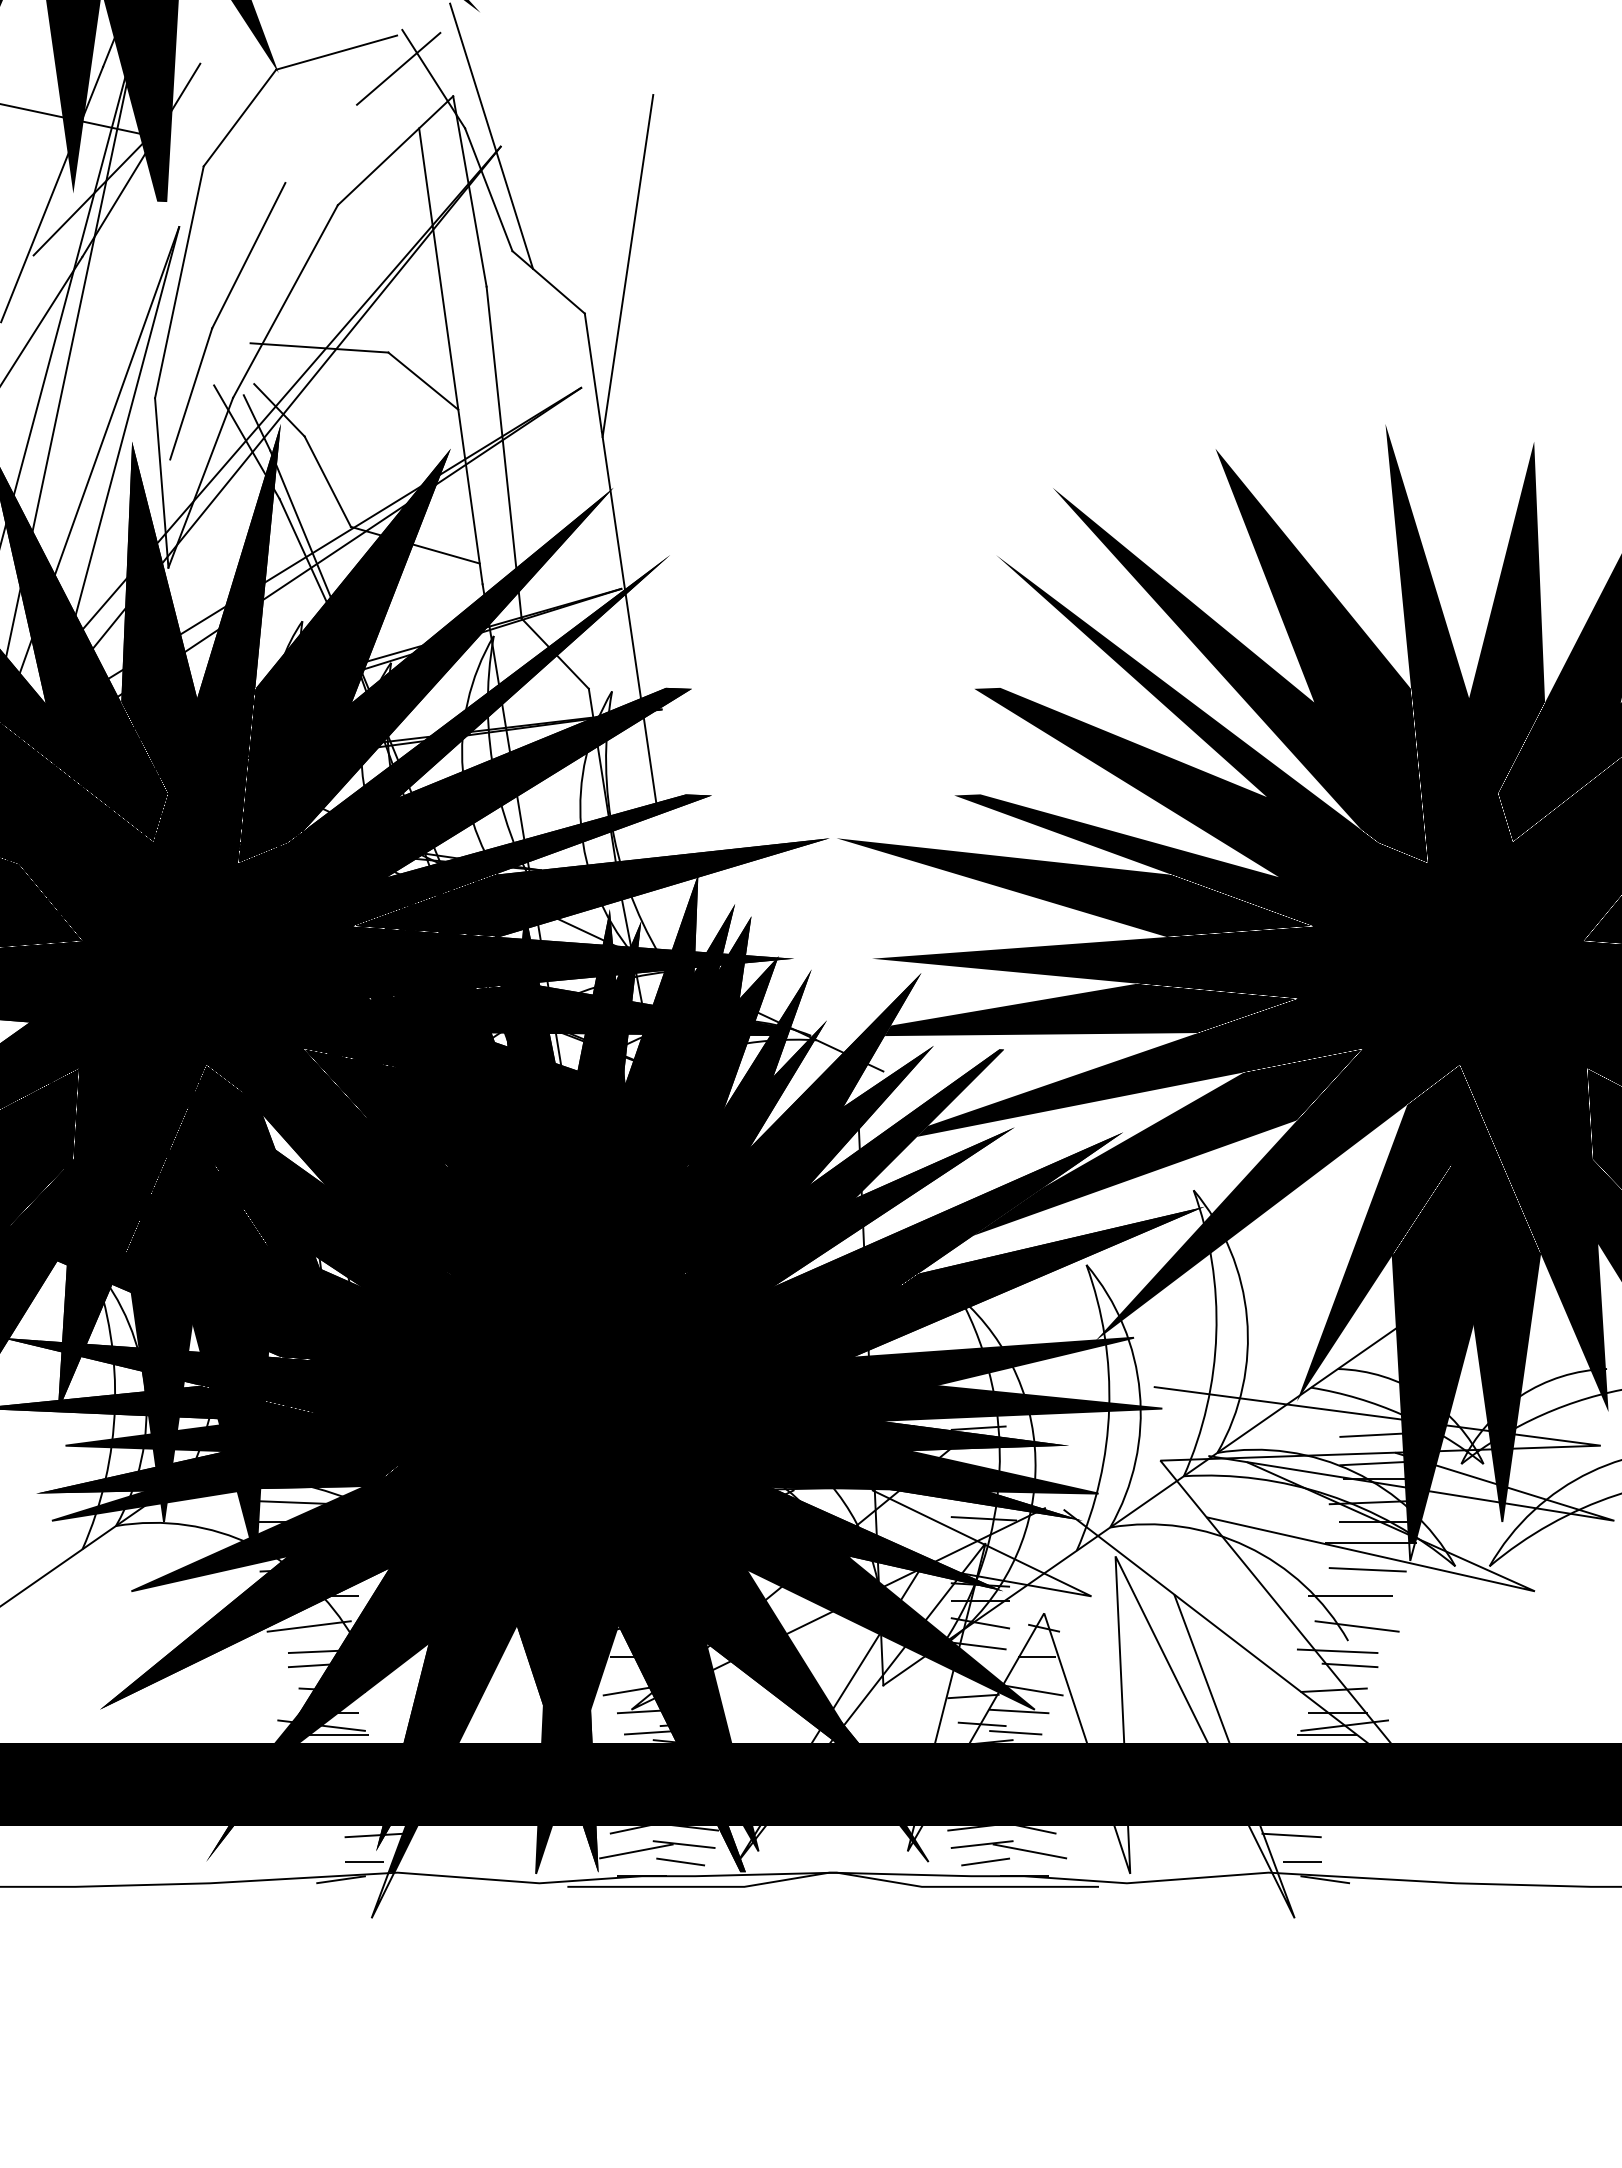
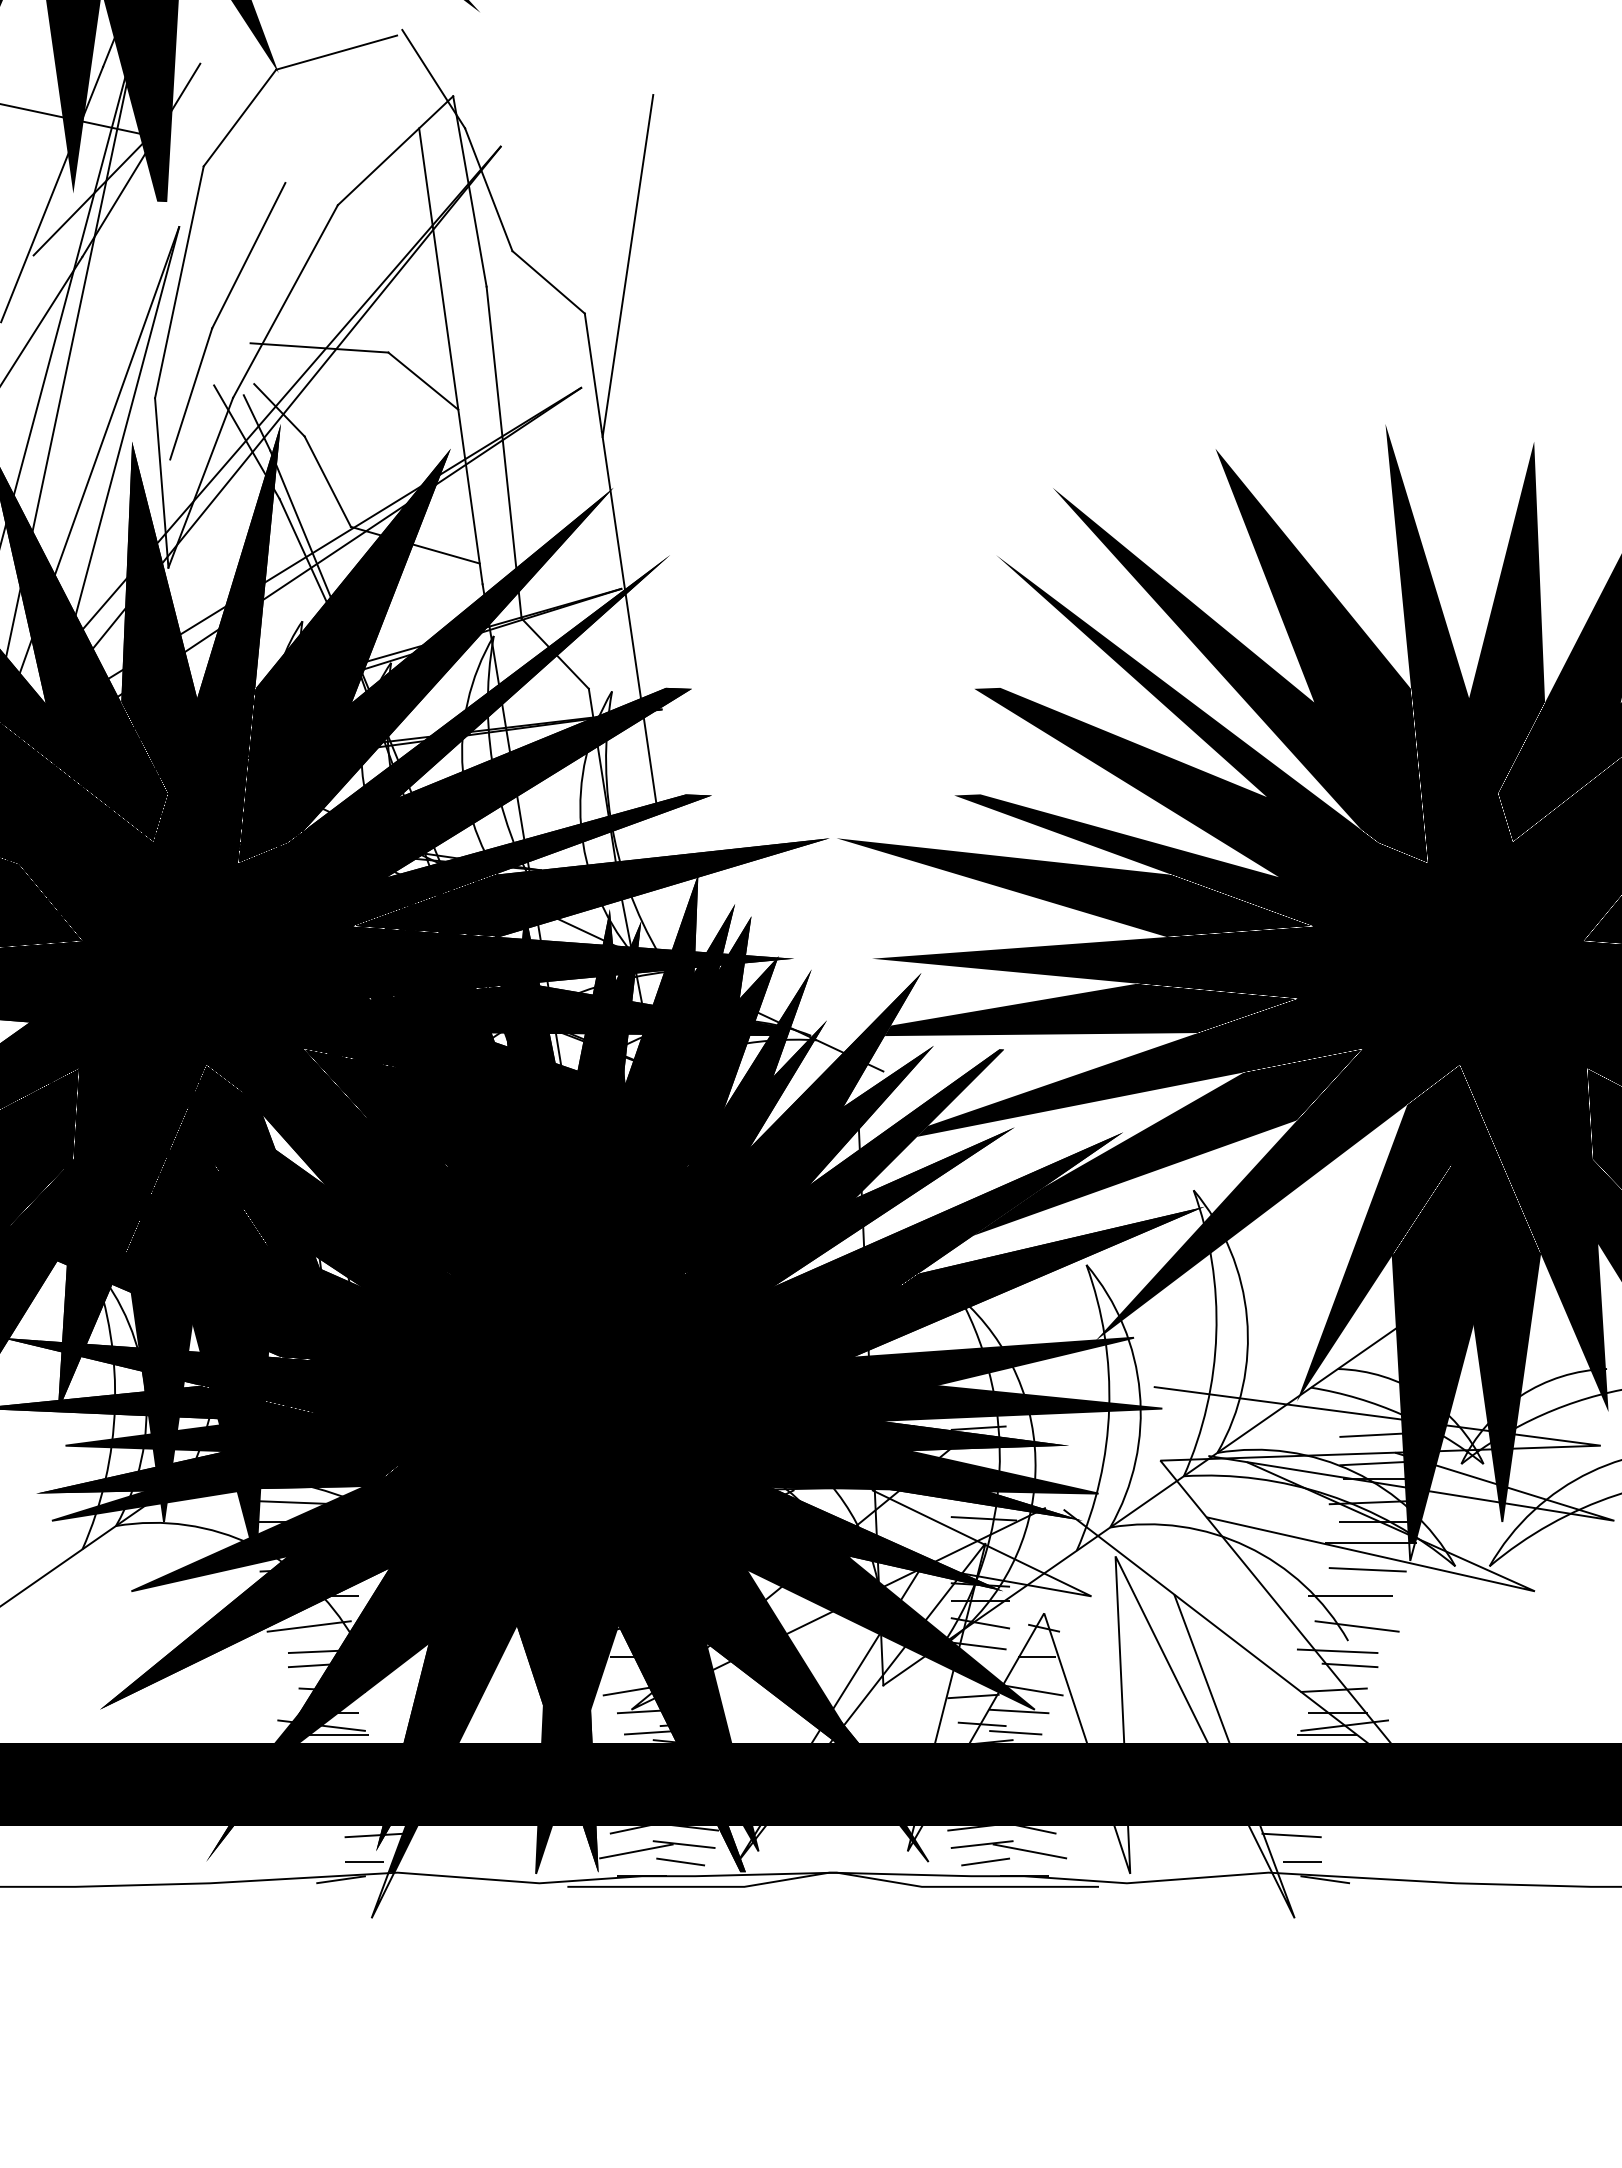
line: present -> none (398, 68)
line: present -> none (491, 135)
